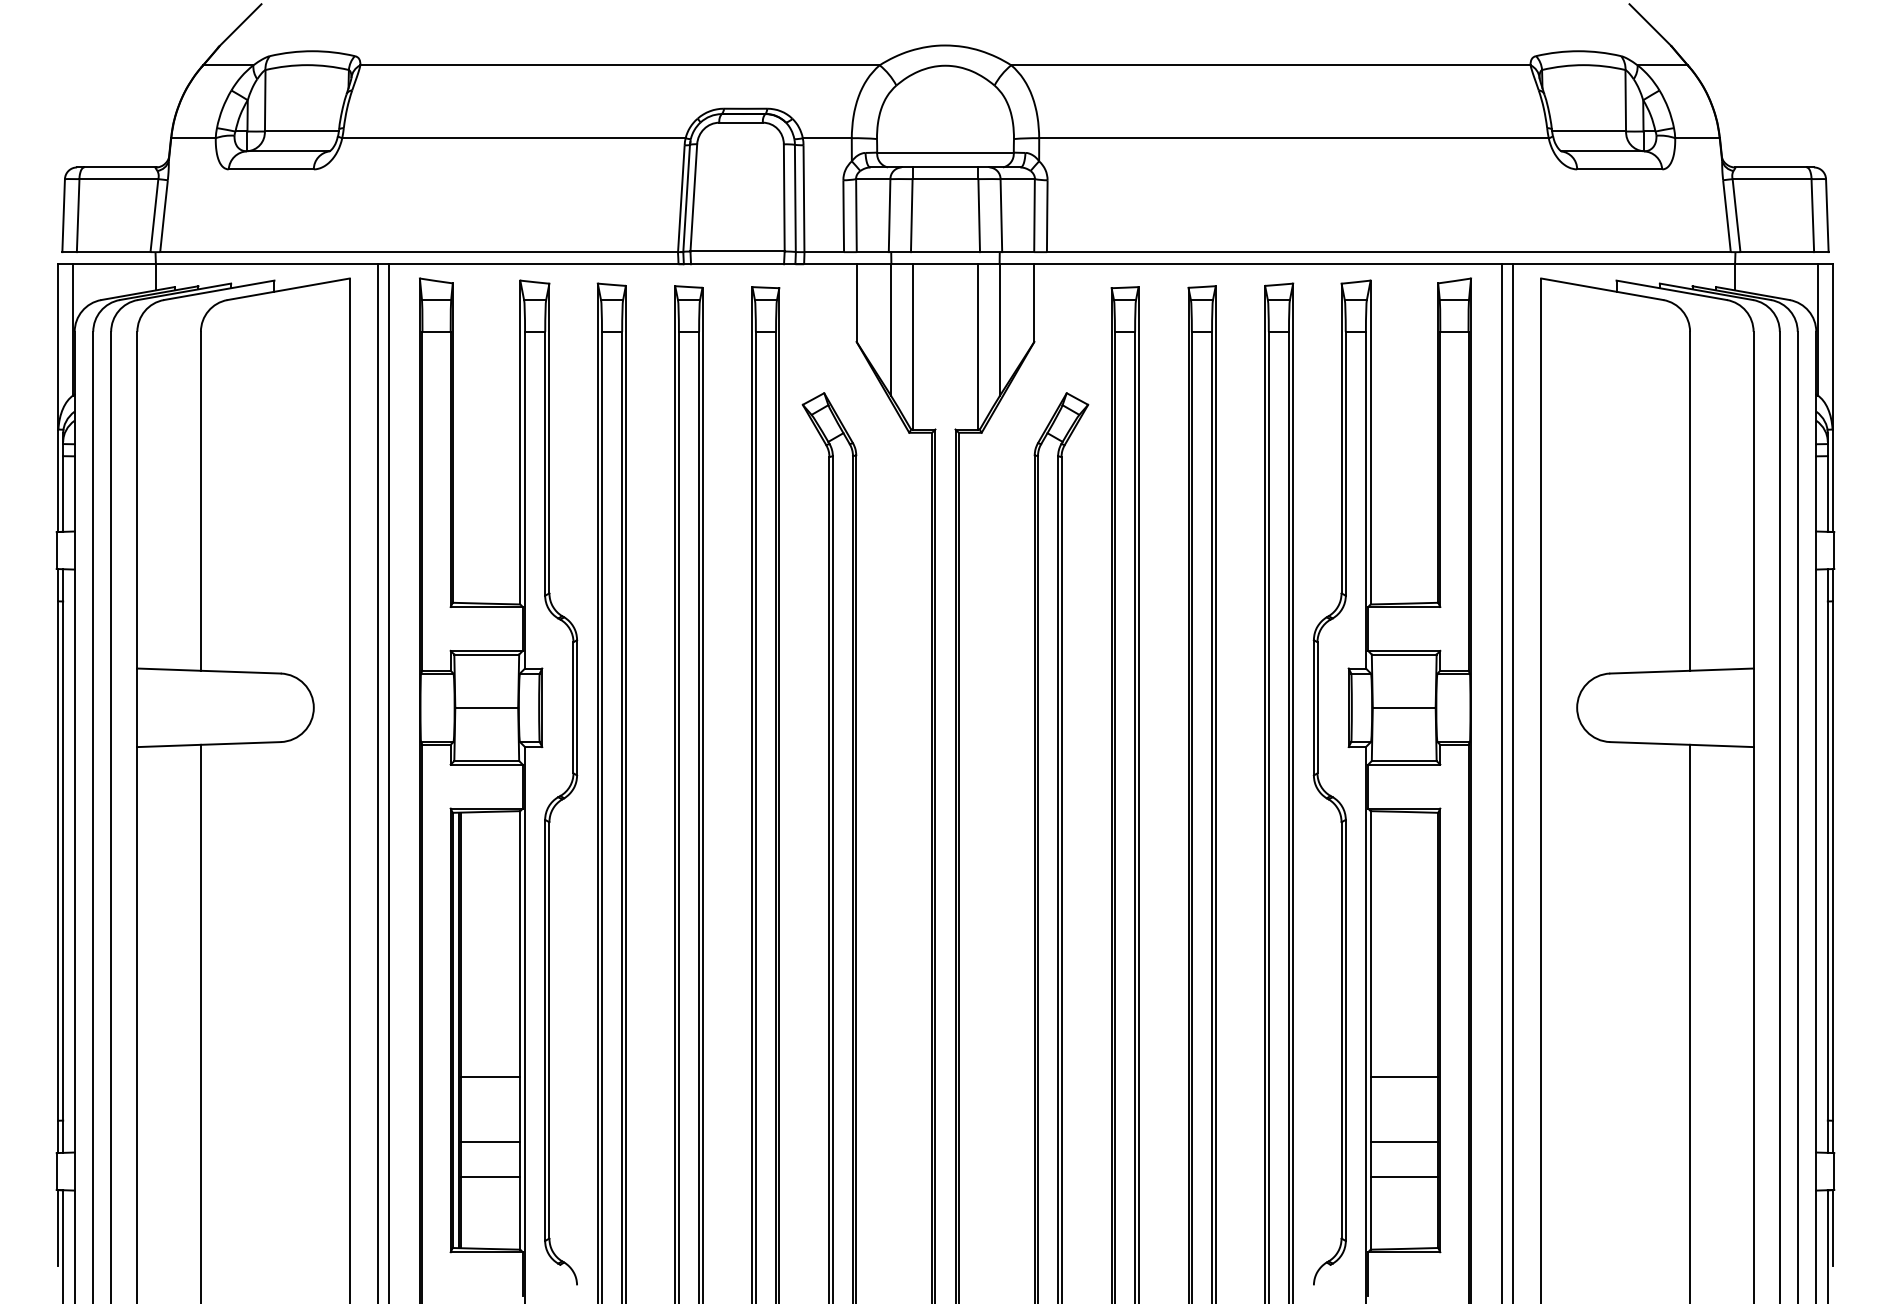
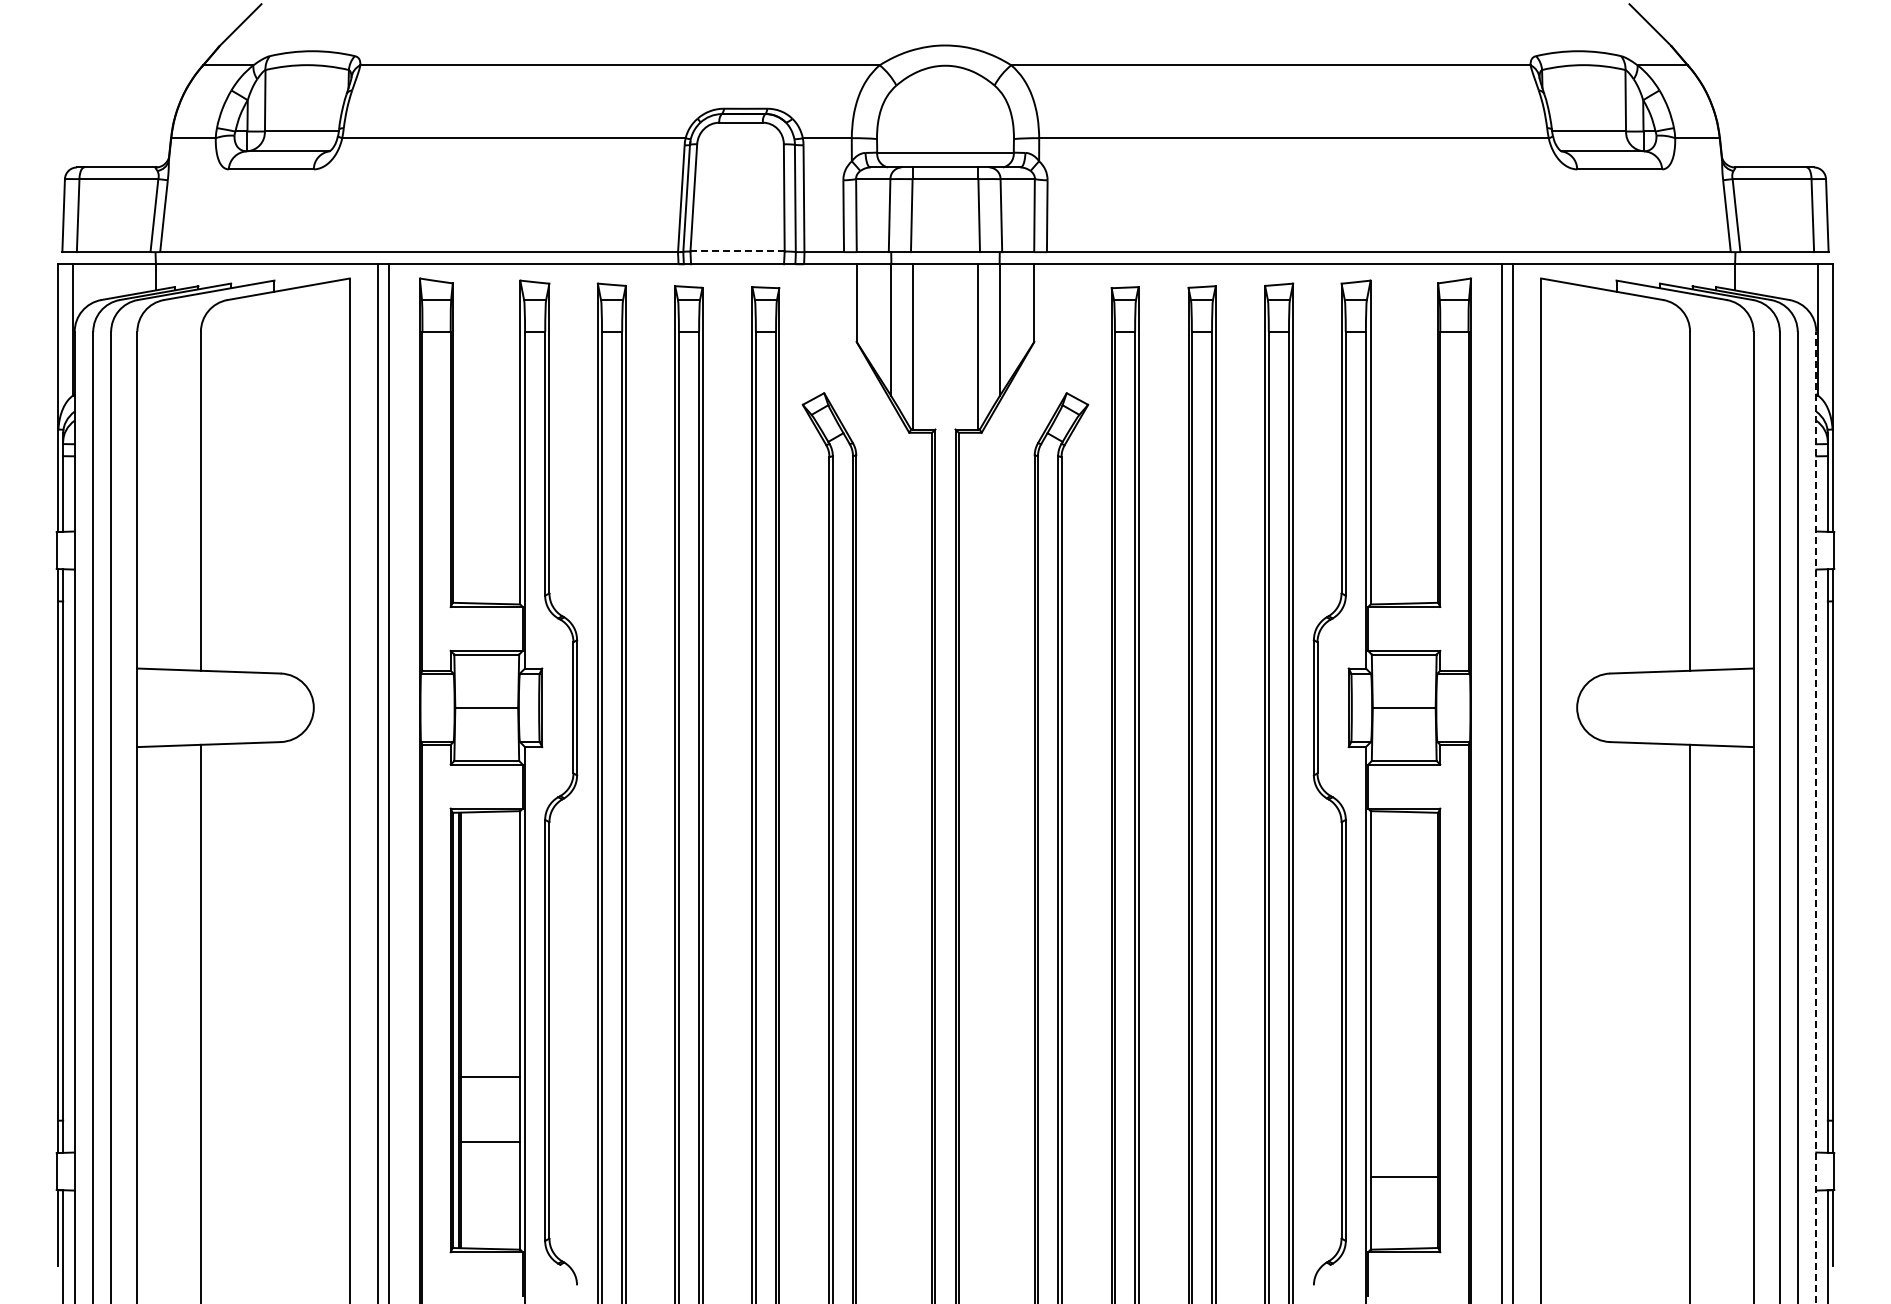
line: solid -> dashed (737, 251)
line: solid -> dashed (1816, 817)
line: present -> none (1404, 1077)
line: present -> none (1404, 1141)
line: present -> none (490, 1177)
